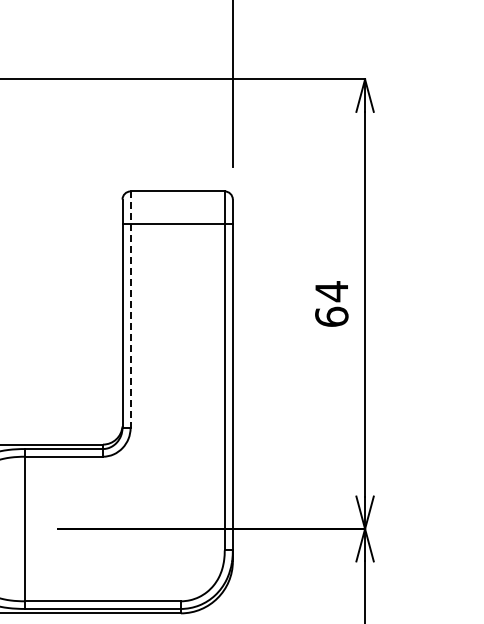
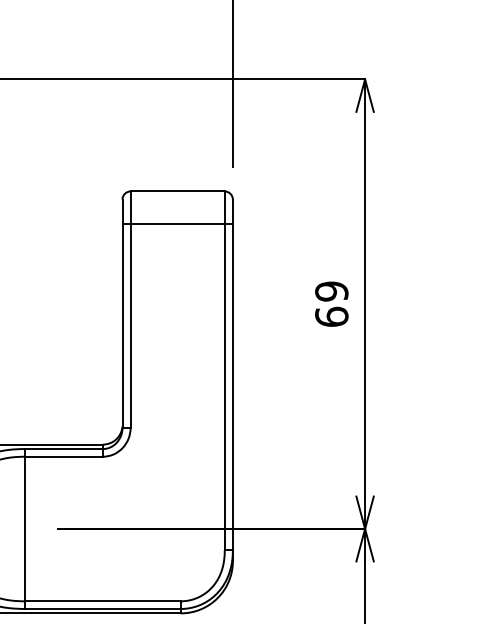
text: 64 -> 69 (331, 291)
line: dashed -> solid (130, 310)
